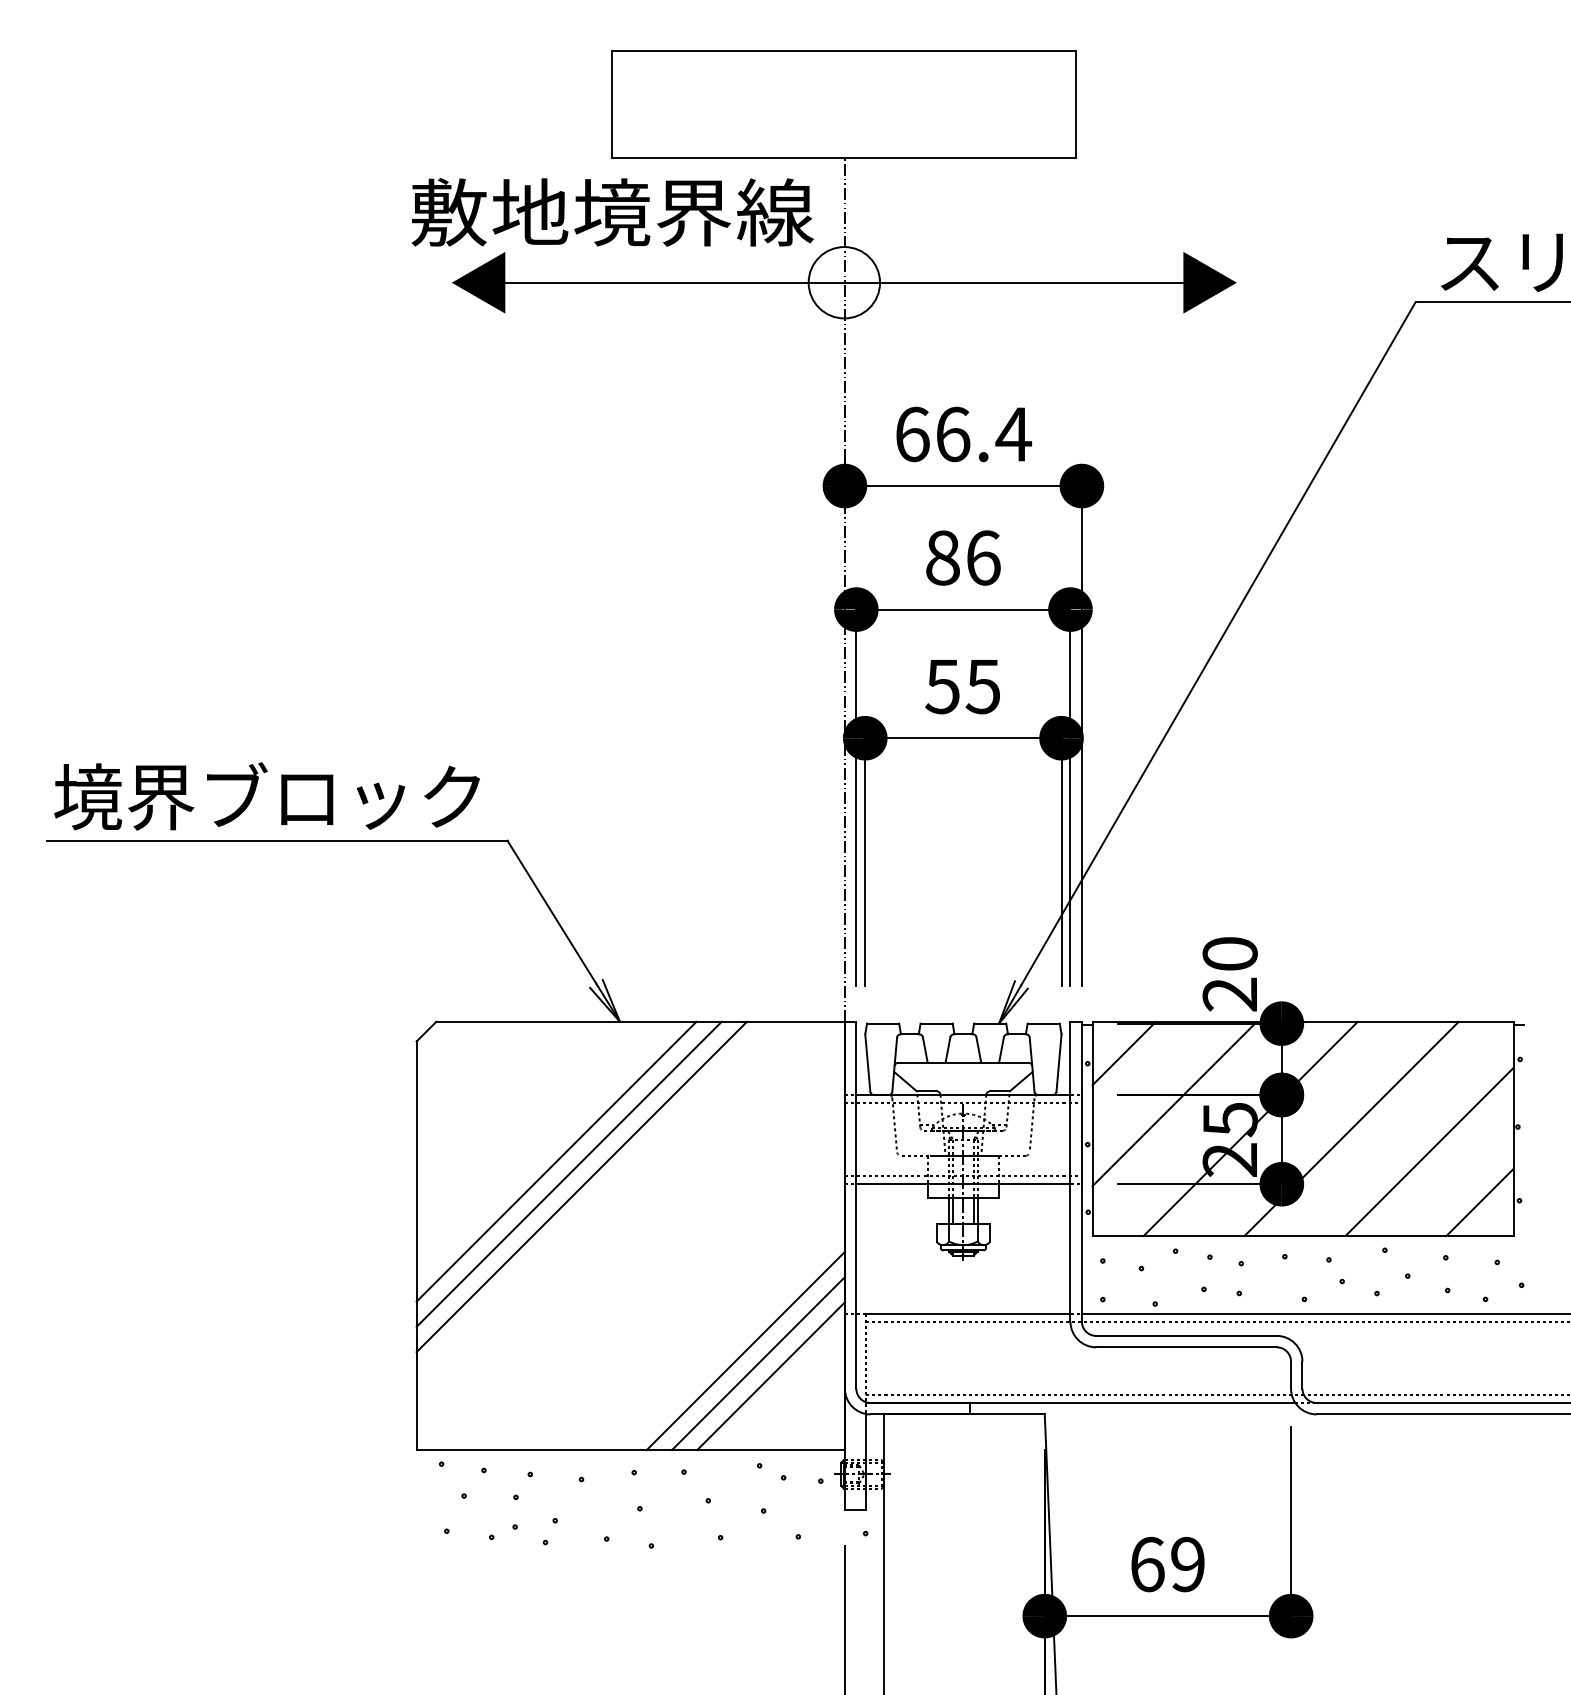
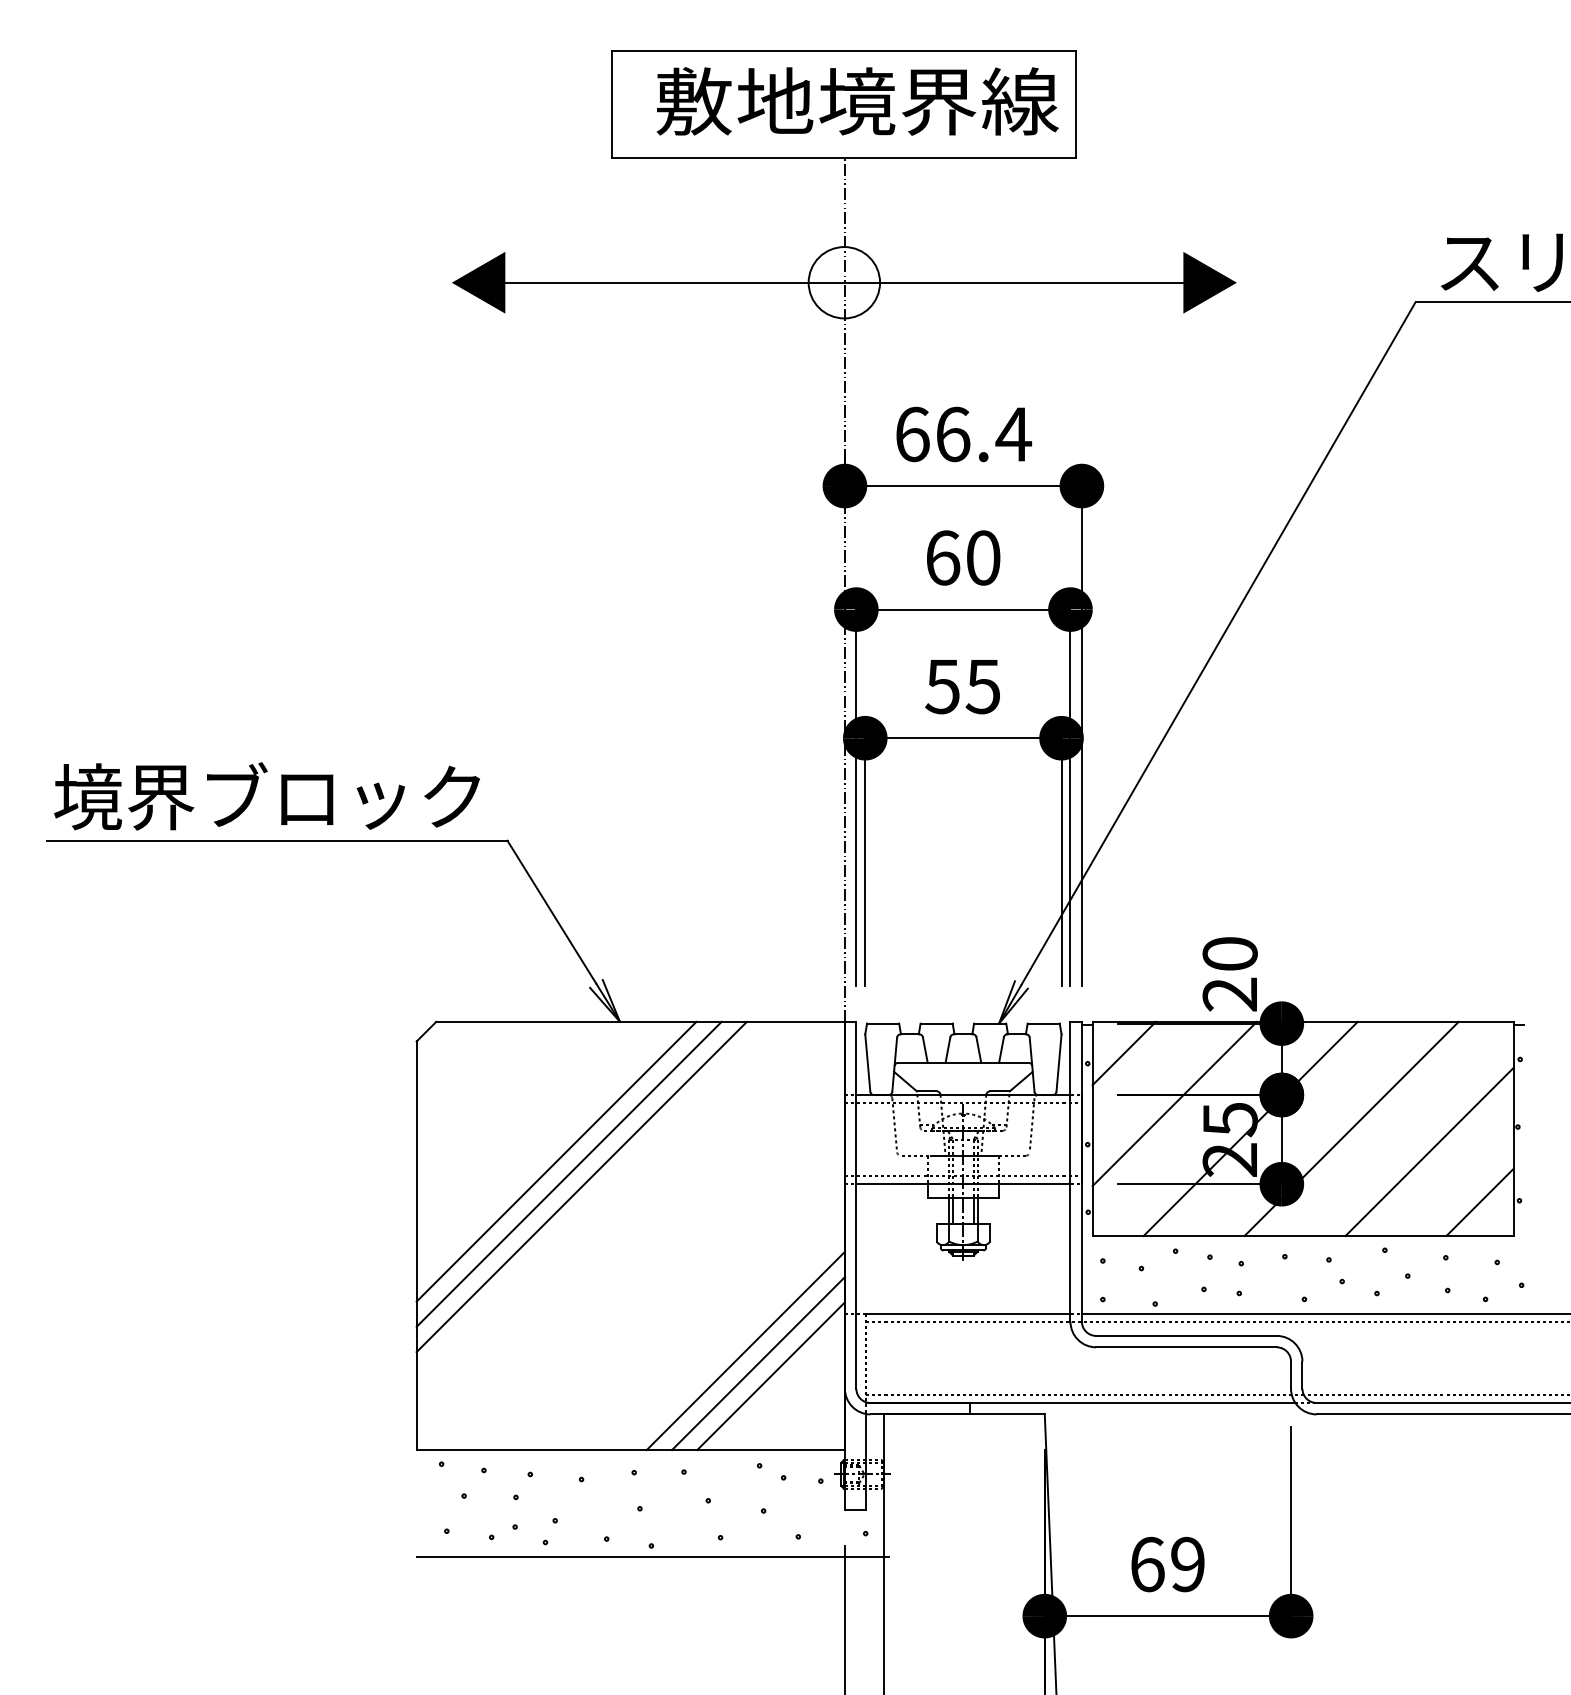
text position: (612, 212) -> (857, 101) (857, 101)
text: 86 -> 60 (963, 557)
line: none -> present (652, 1557)
